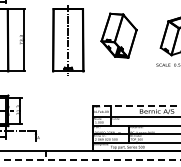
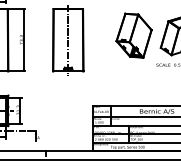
part position: (118, 35) -> (133, 35) (133, 35)
line: dashed -> solid (136, 105)
line: dashed -> solid (90, 159)
